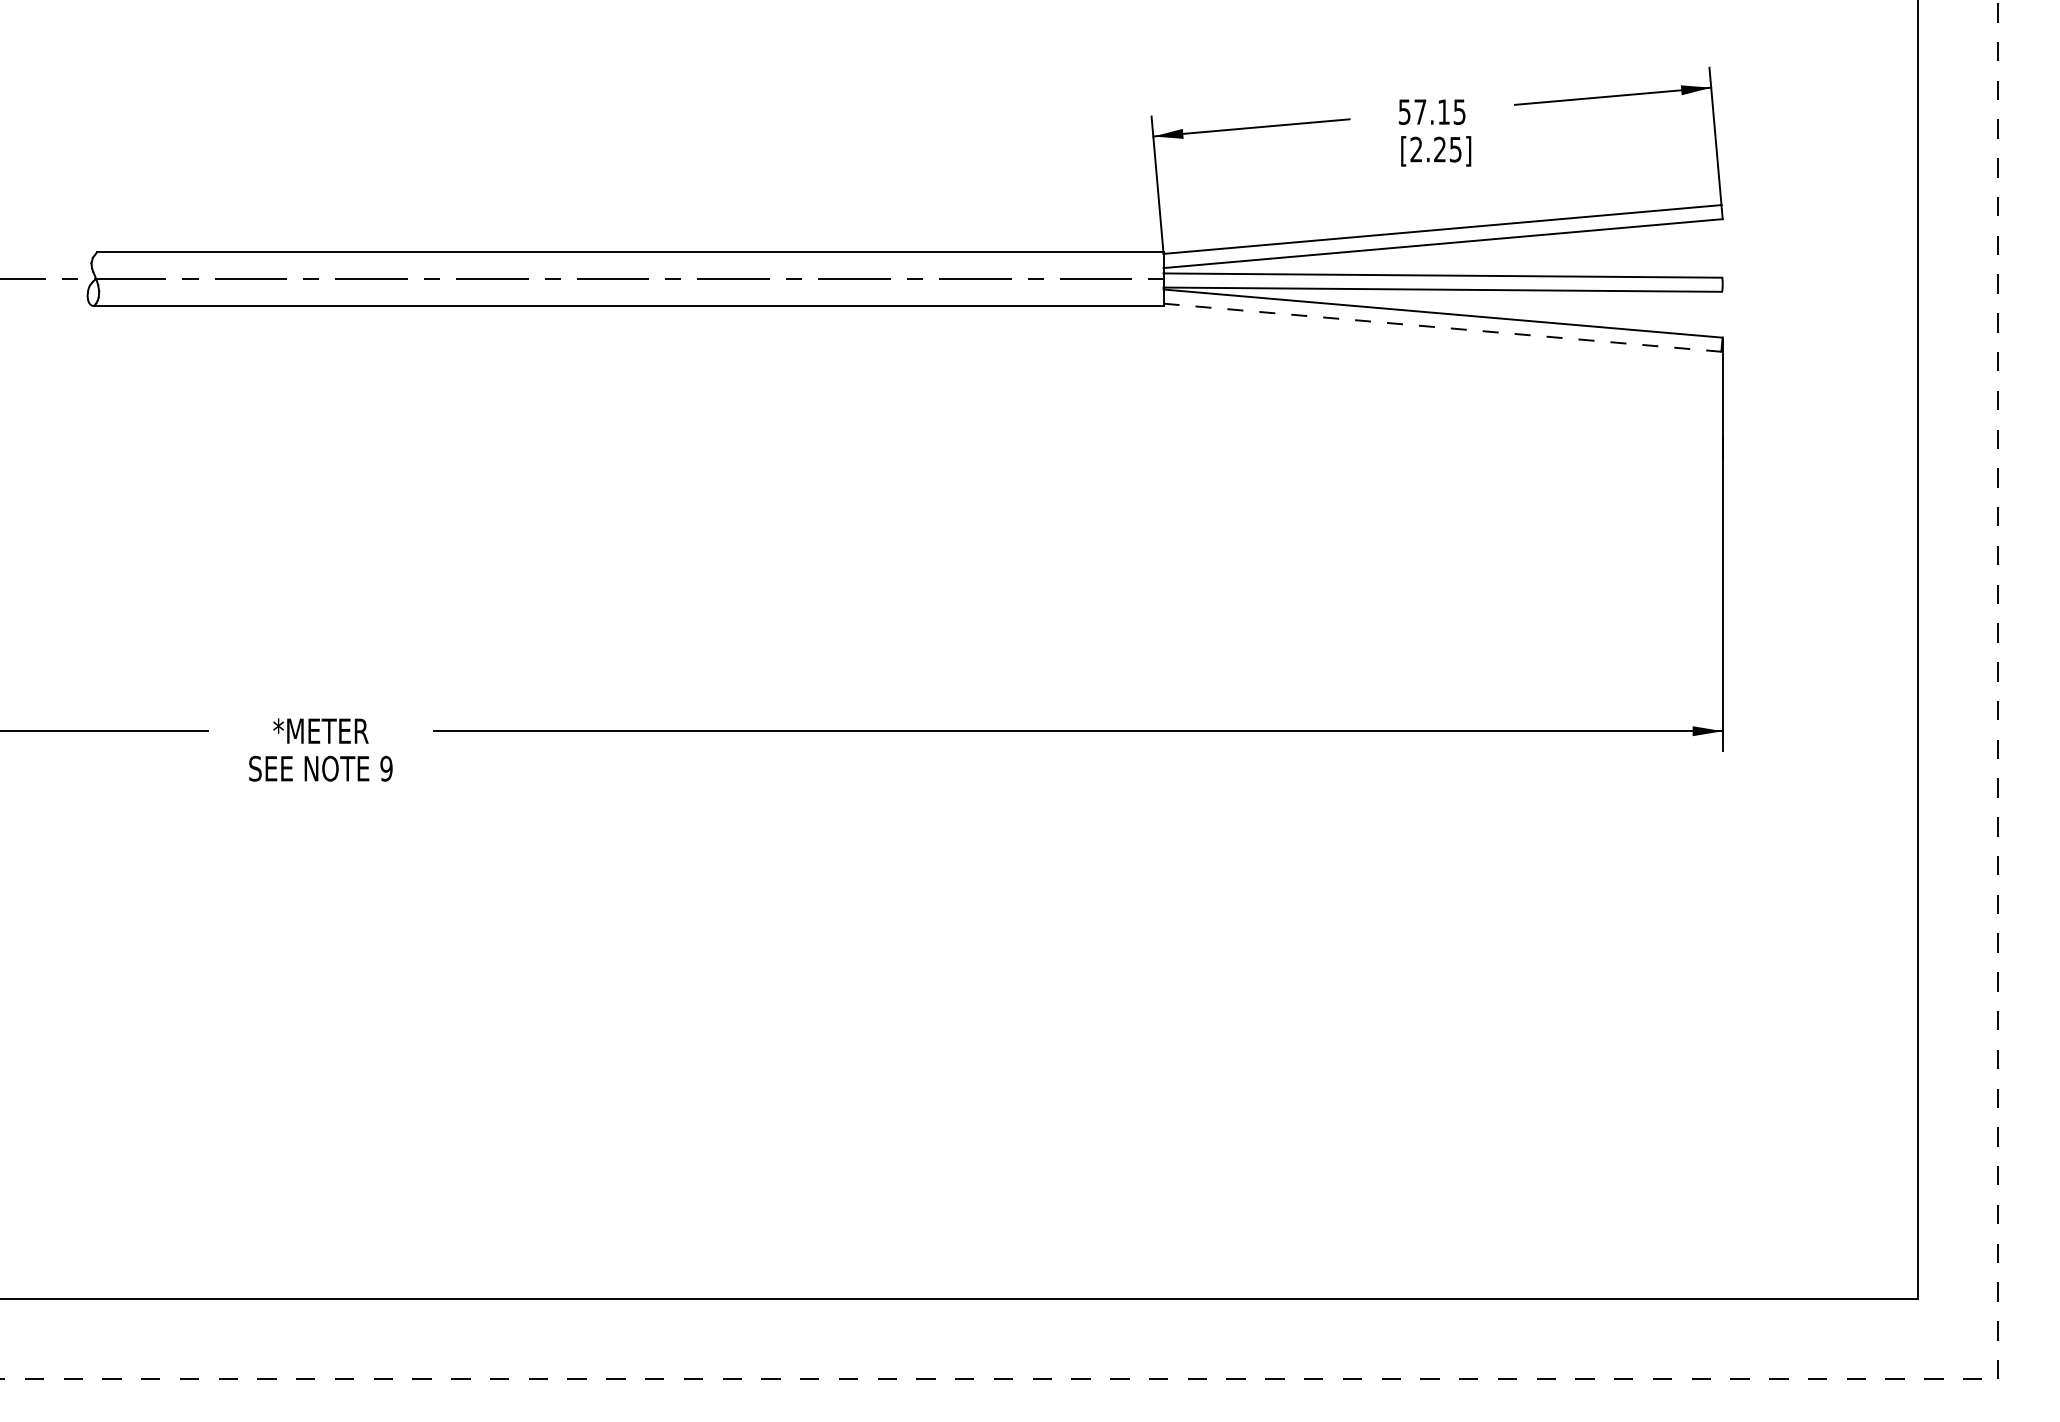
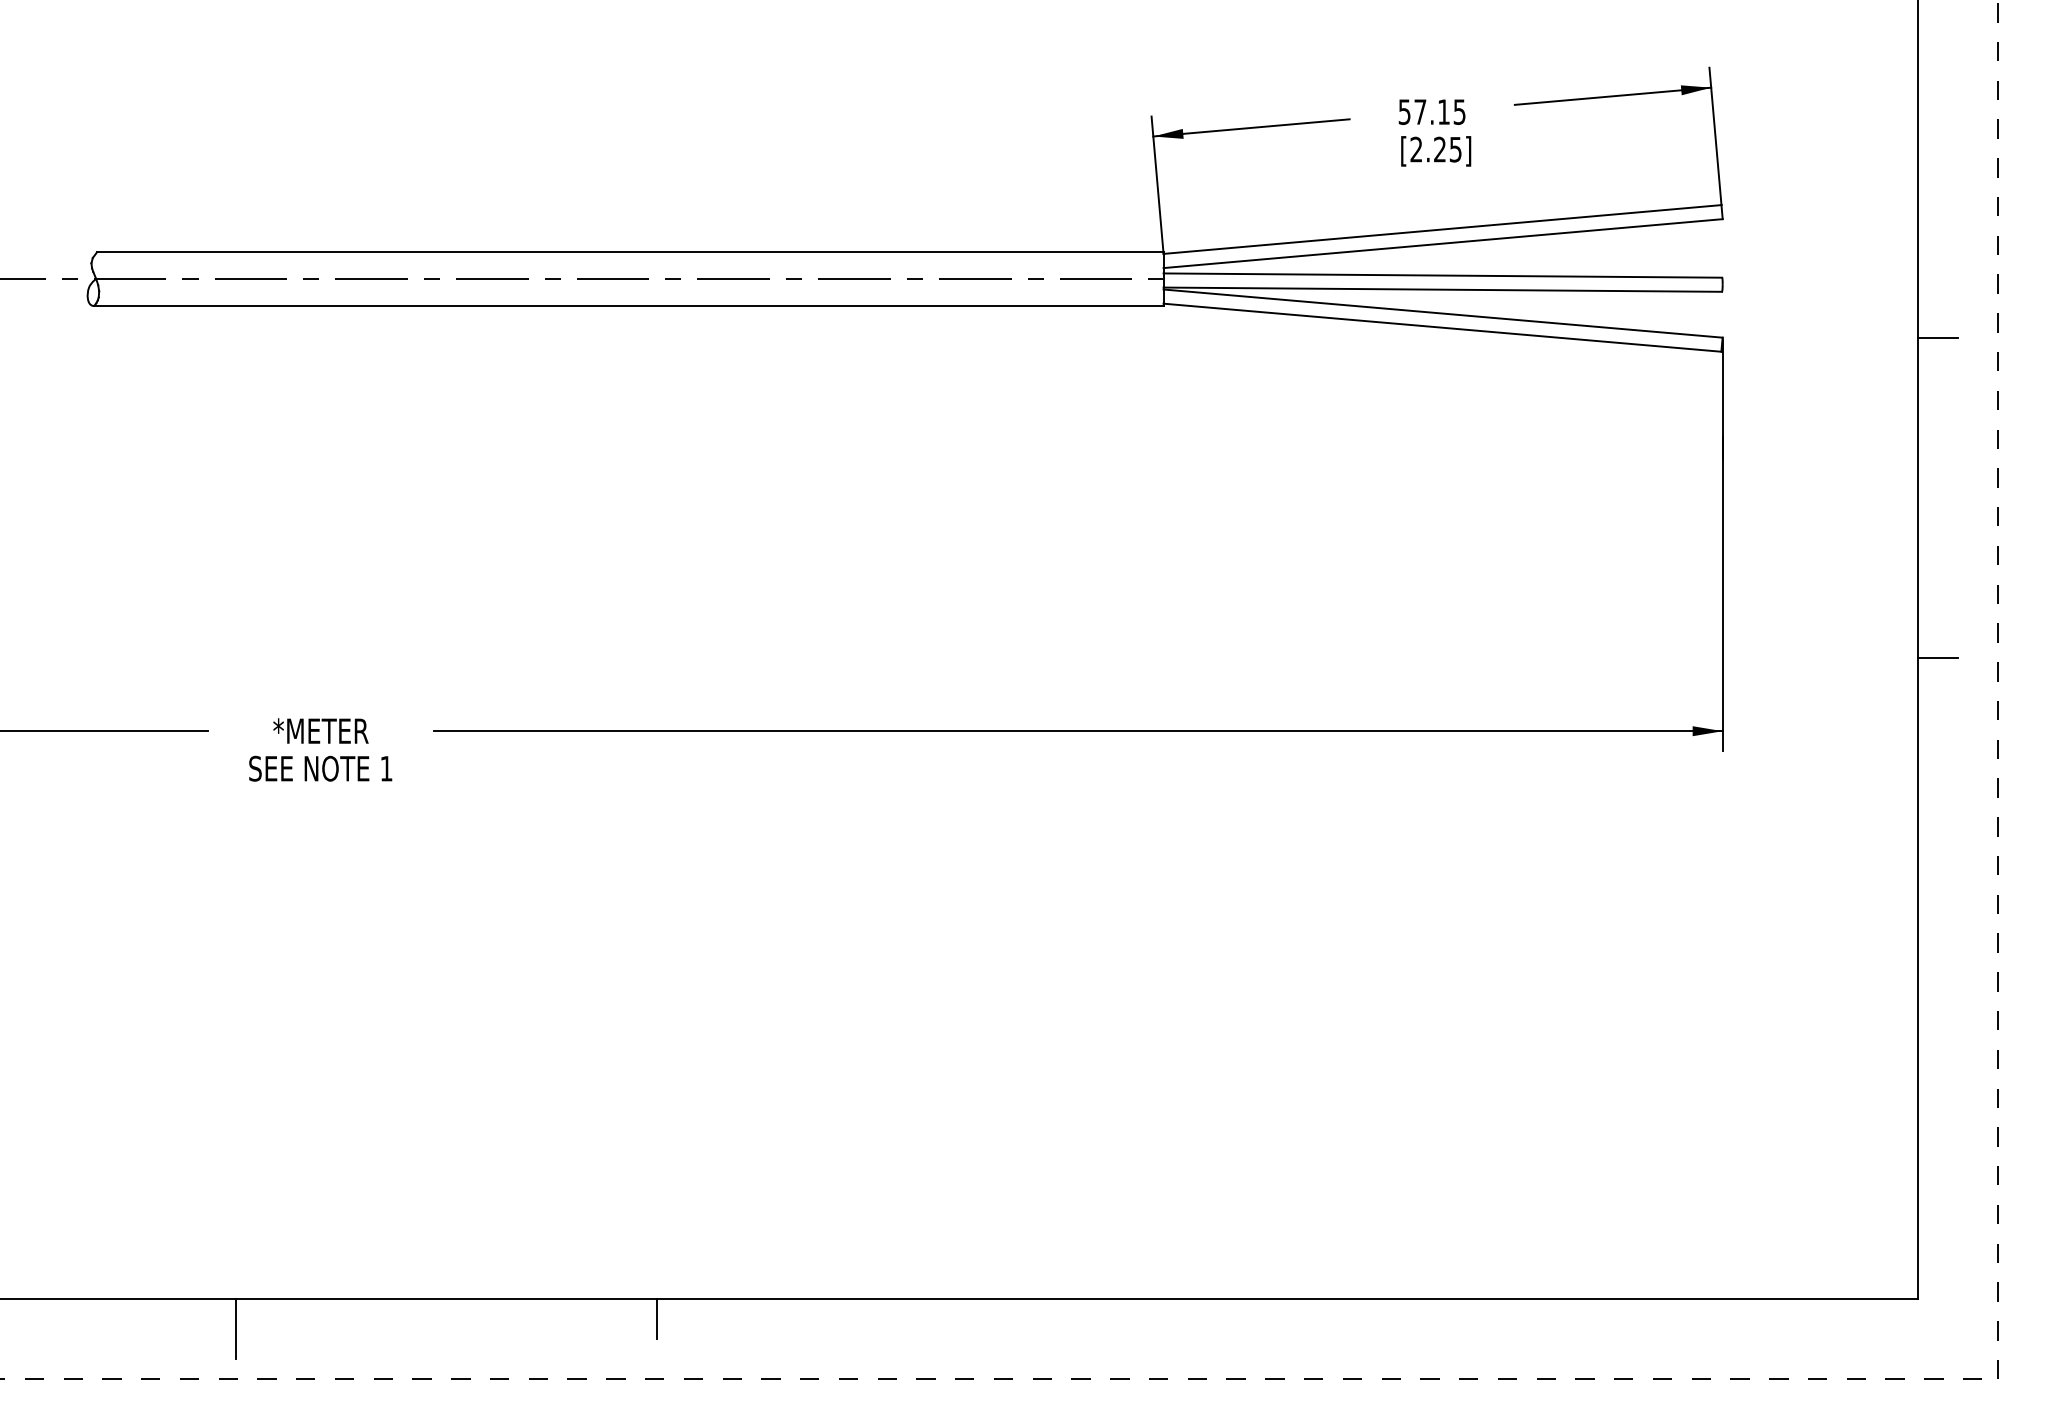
line: dashed -> solid (1442, 327)
line: none -> present (1938, 338)
line: none -> present (1938, 658)
text: 9 -> 1 (386, 768)
line: none -> present (656, 1319)
line: none -> present (236, 1329)
